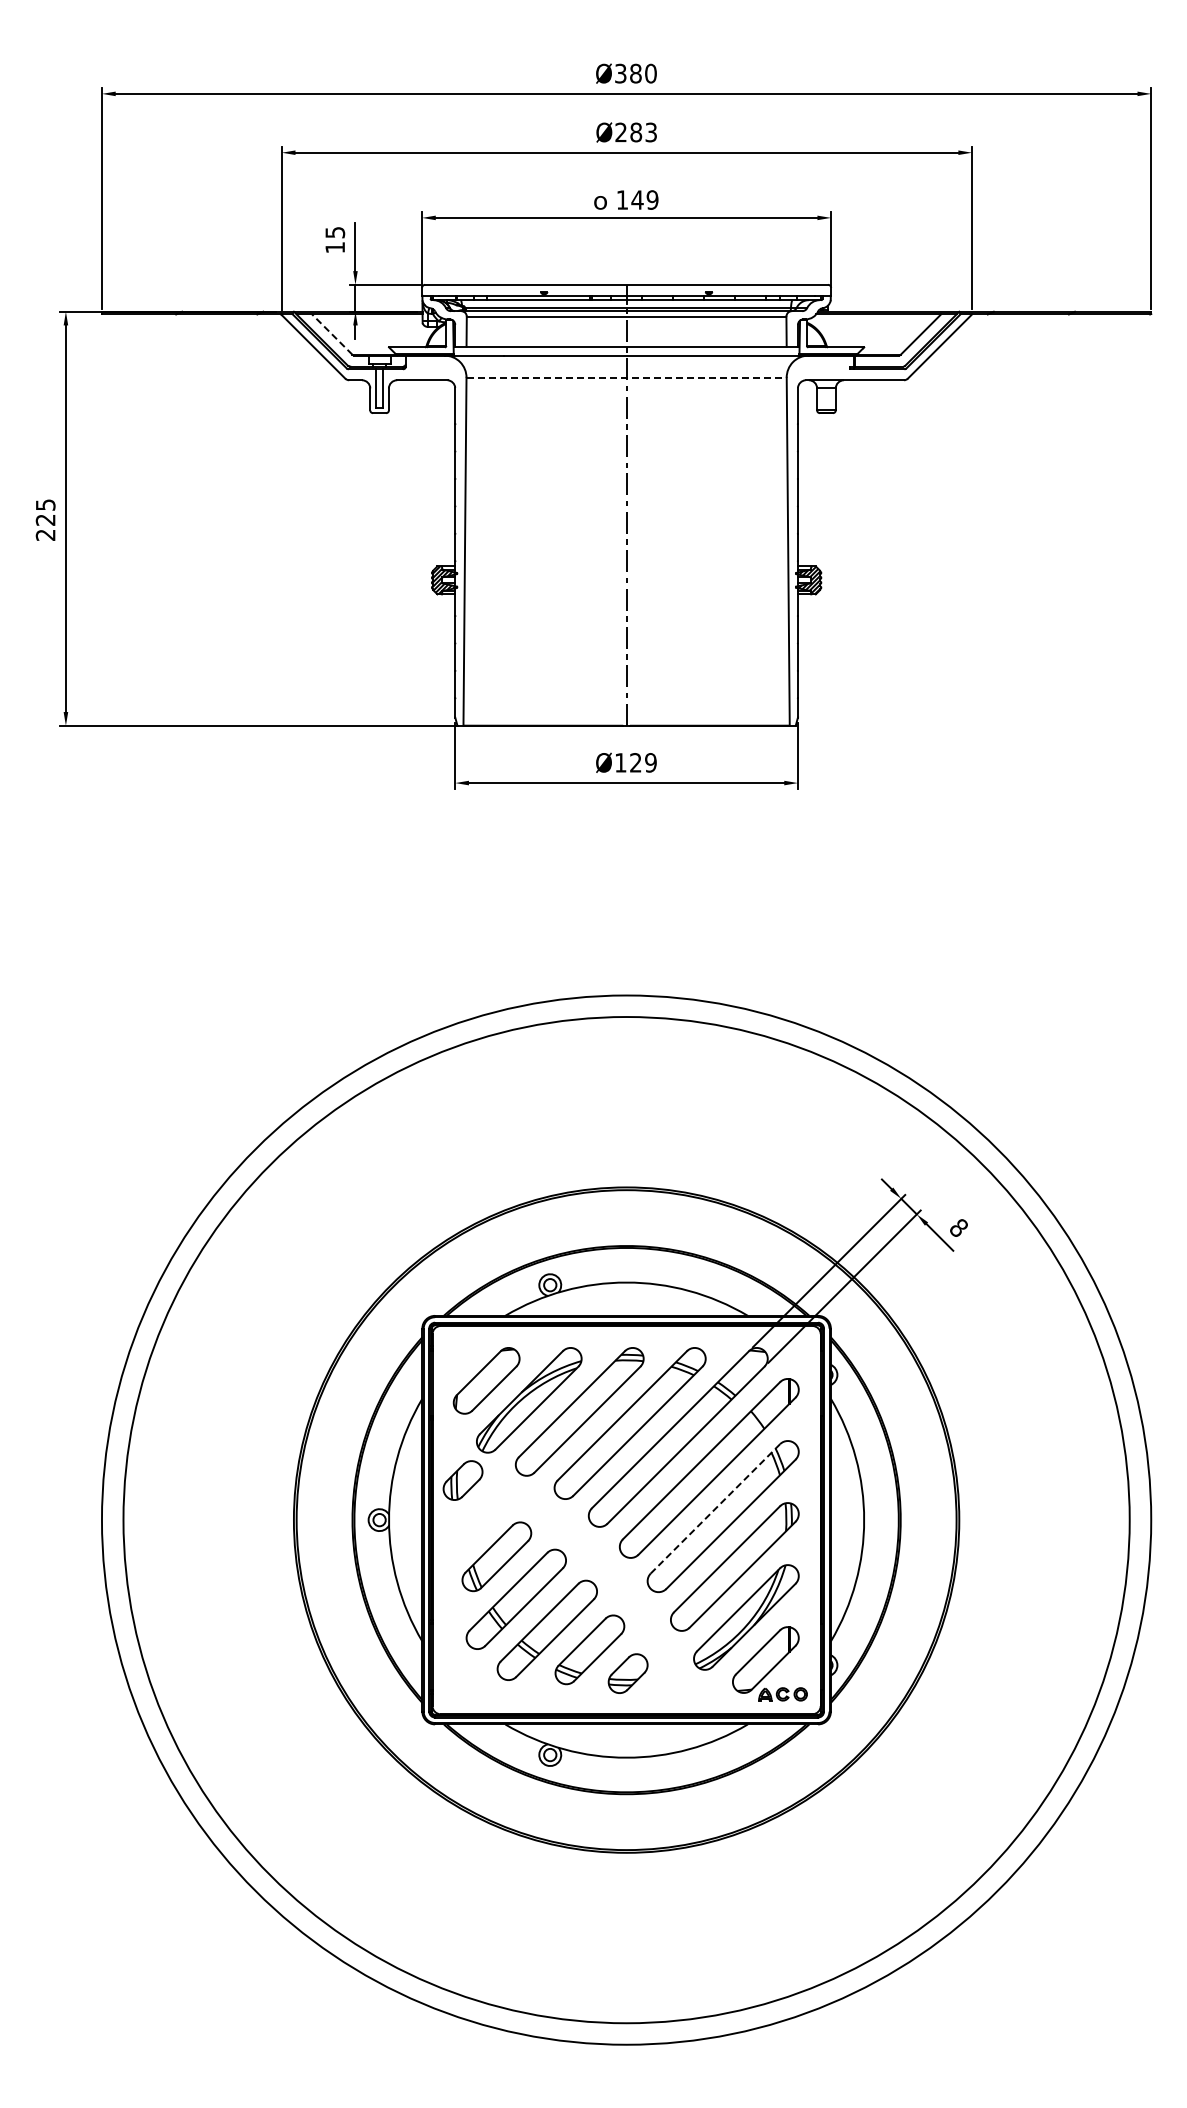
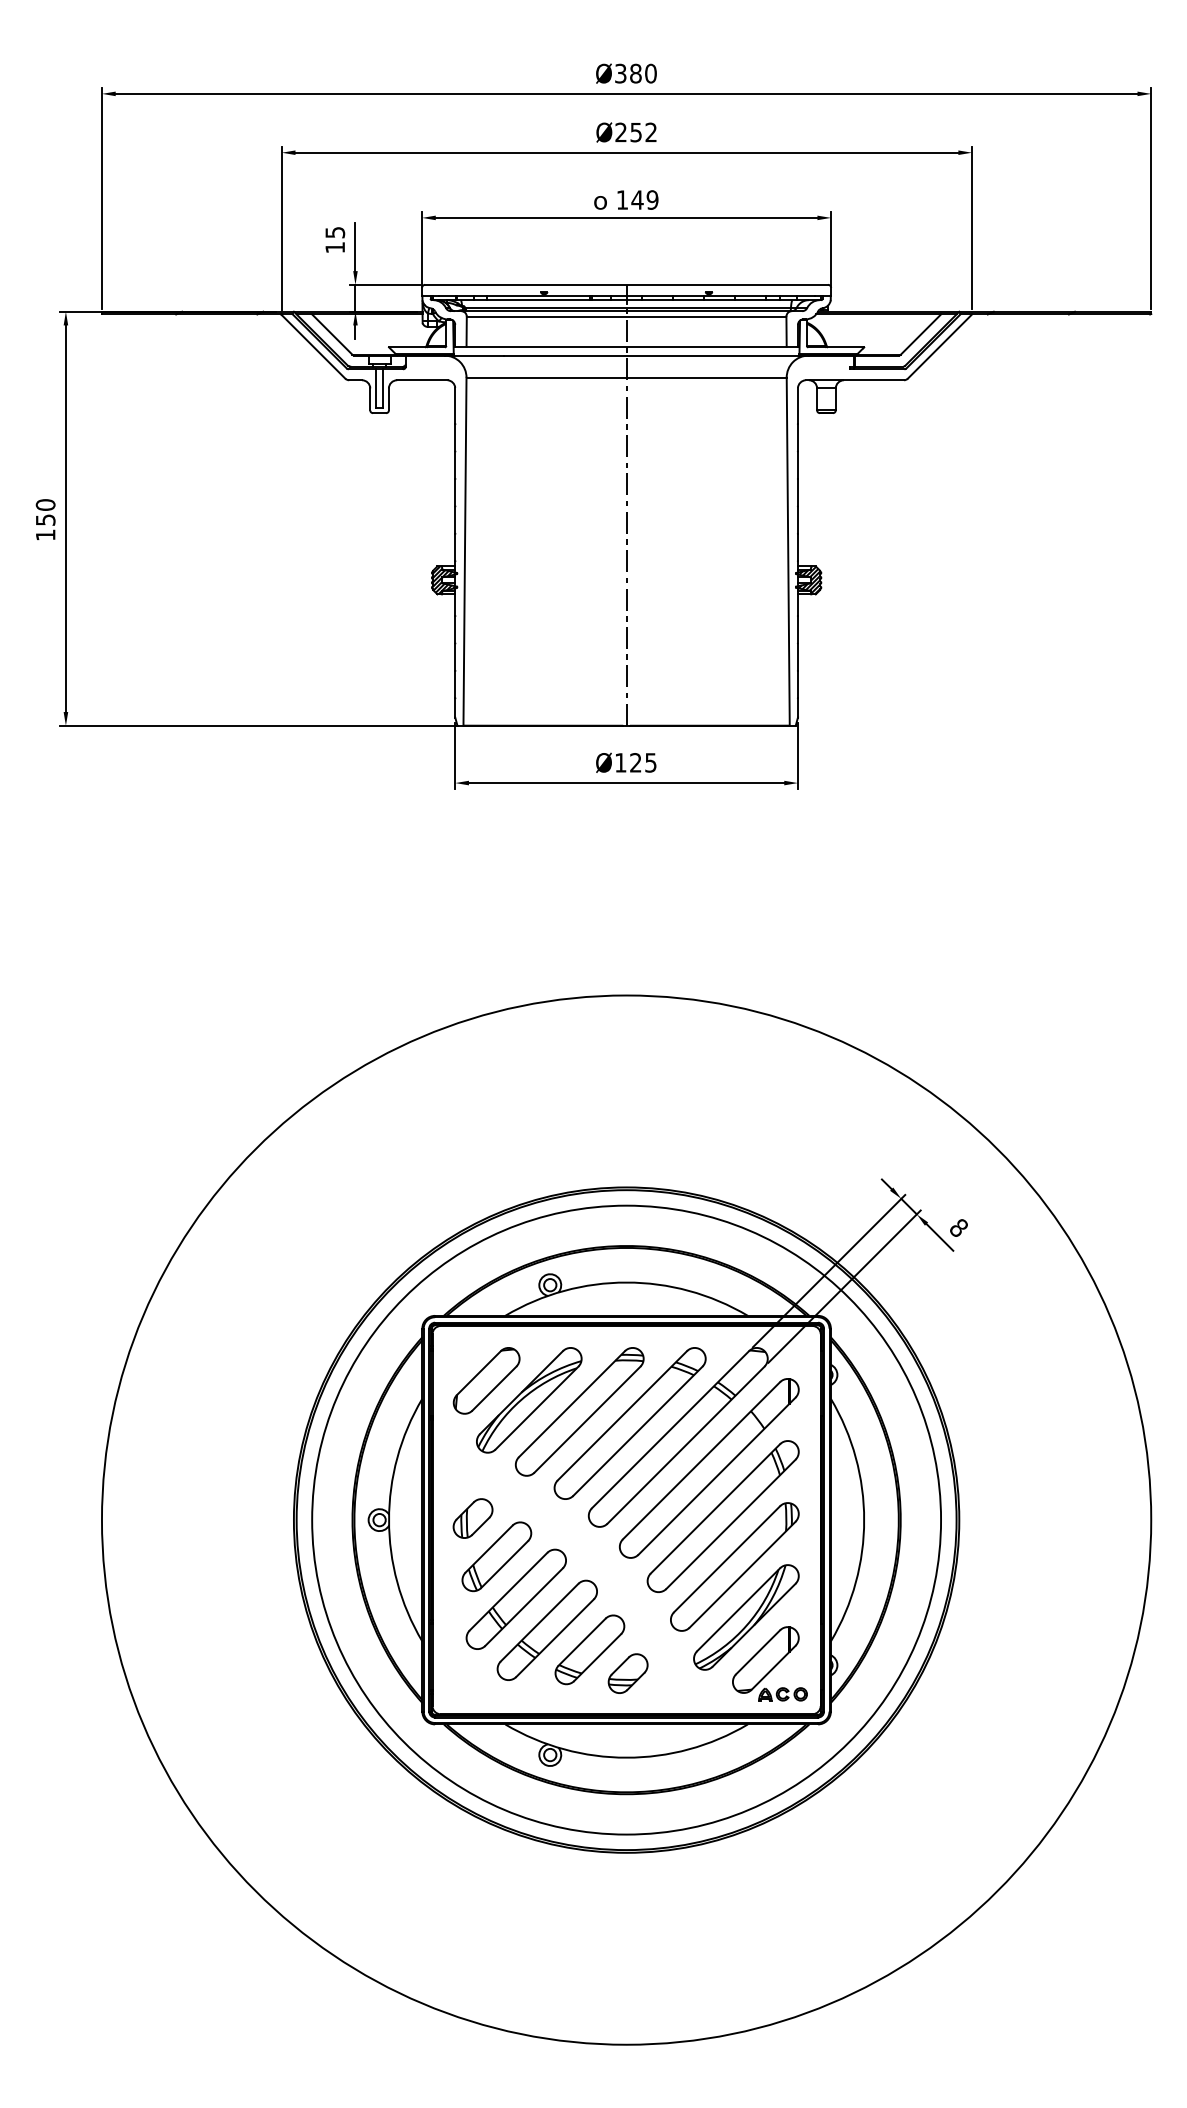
text: Ø283 -> Ø252 (643, 132)
line: dashed -> solid (332, 334)
line: dashed -> solid (627, 377)
text: 225 -> 150 (45, 519)
text: Ø129 -> Ø125 (650, 762)
part position: (462, 1480) -> (472, 1518) (472, 1518)
line: dashed -> solid (715, 1509)
circle diameter: 1006 px -> 629 px (626, 1519)
